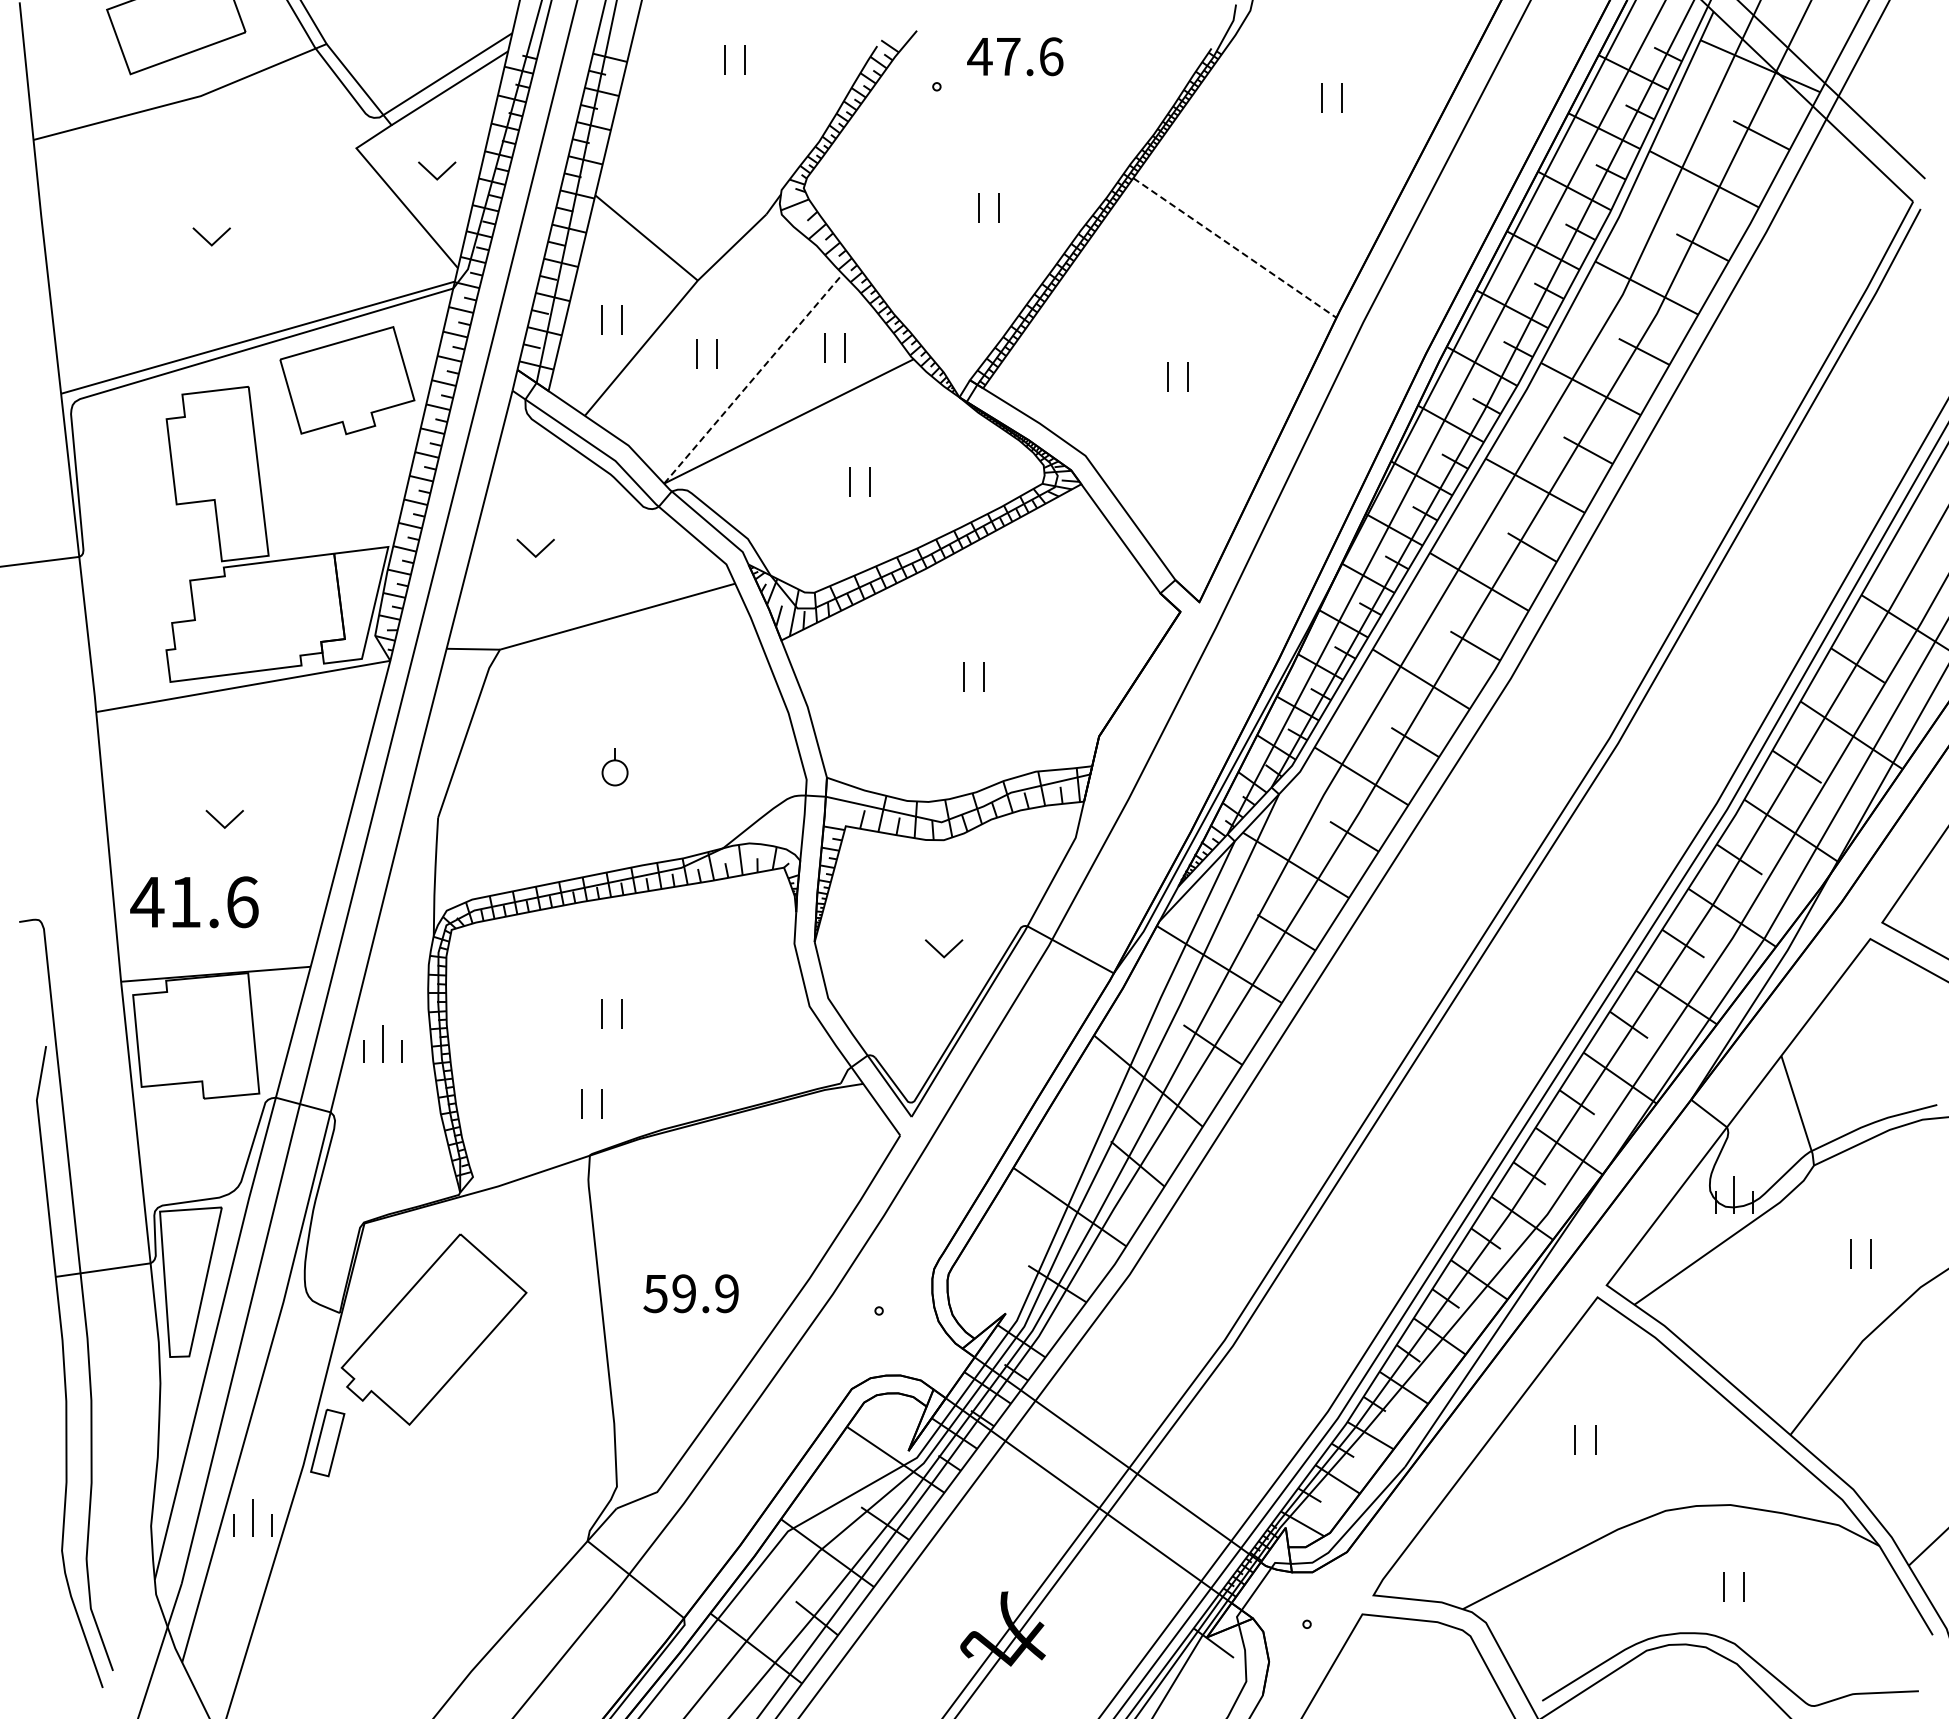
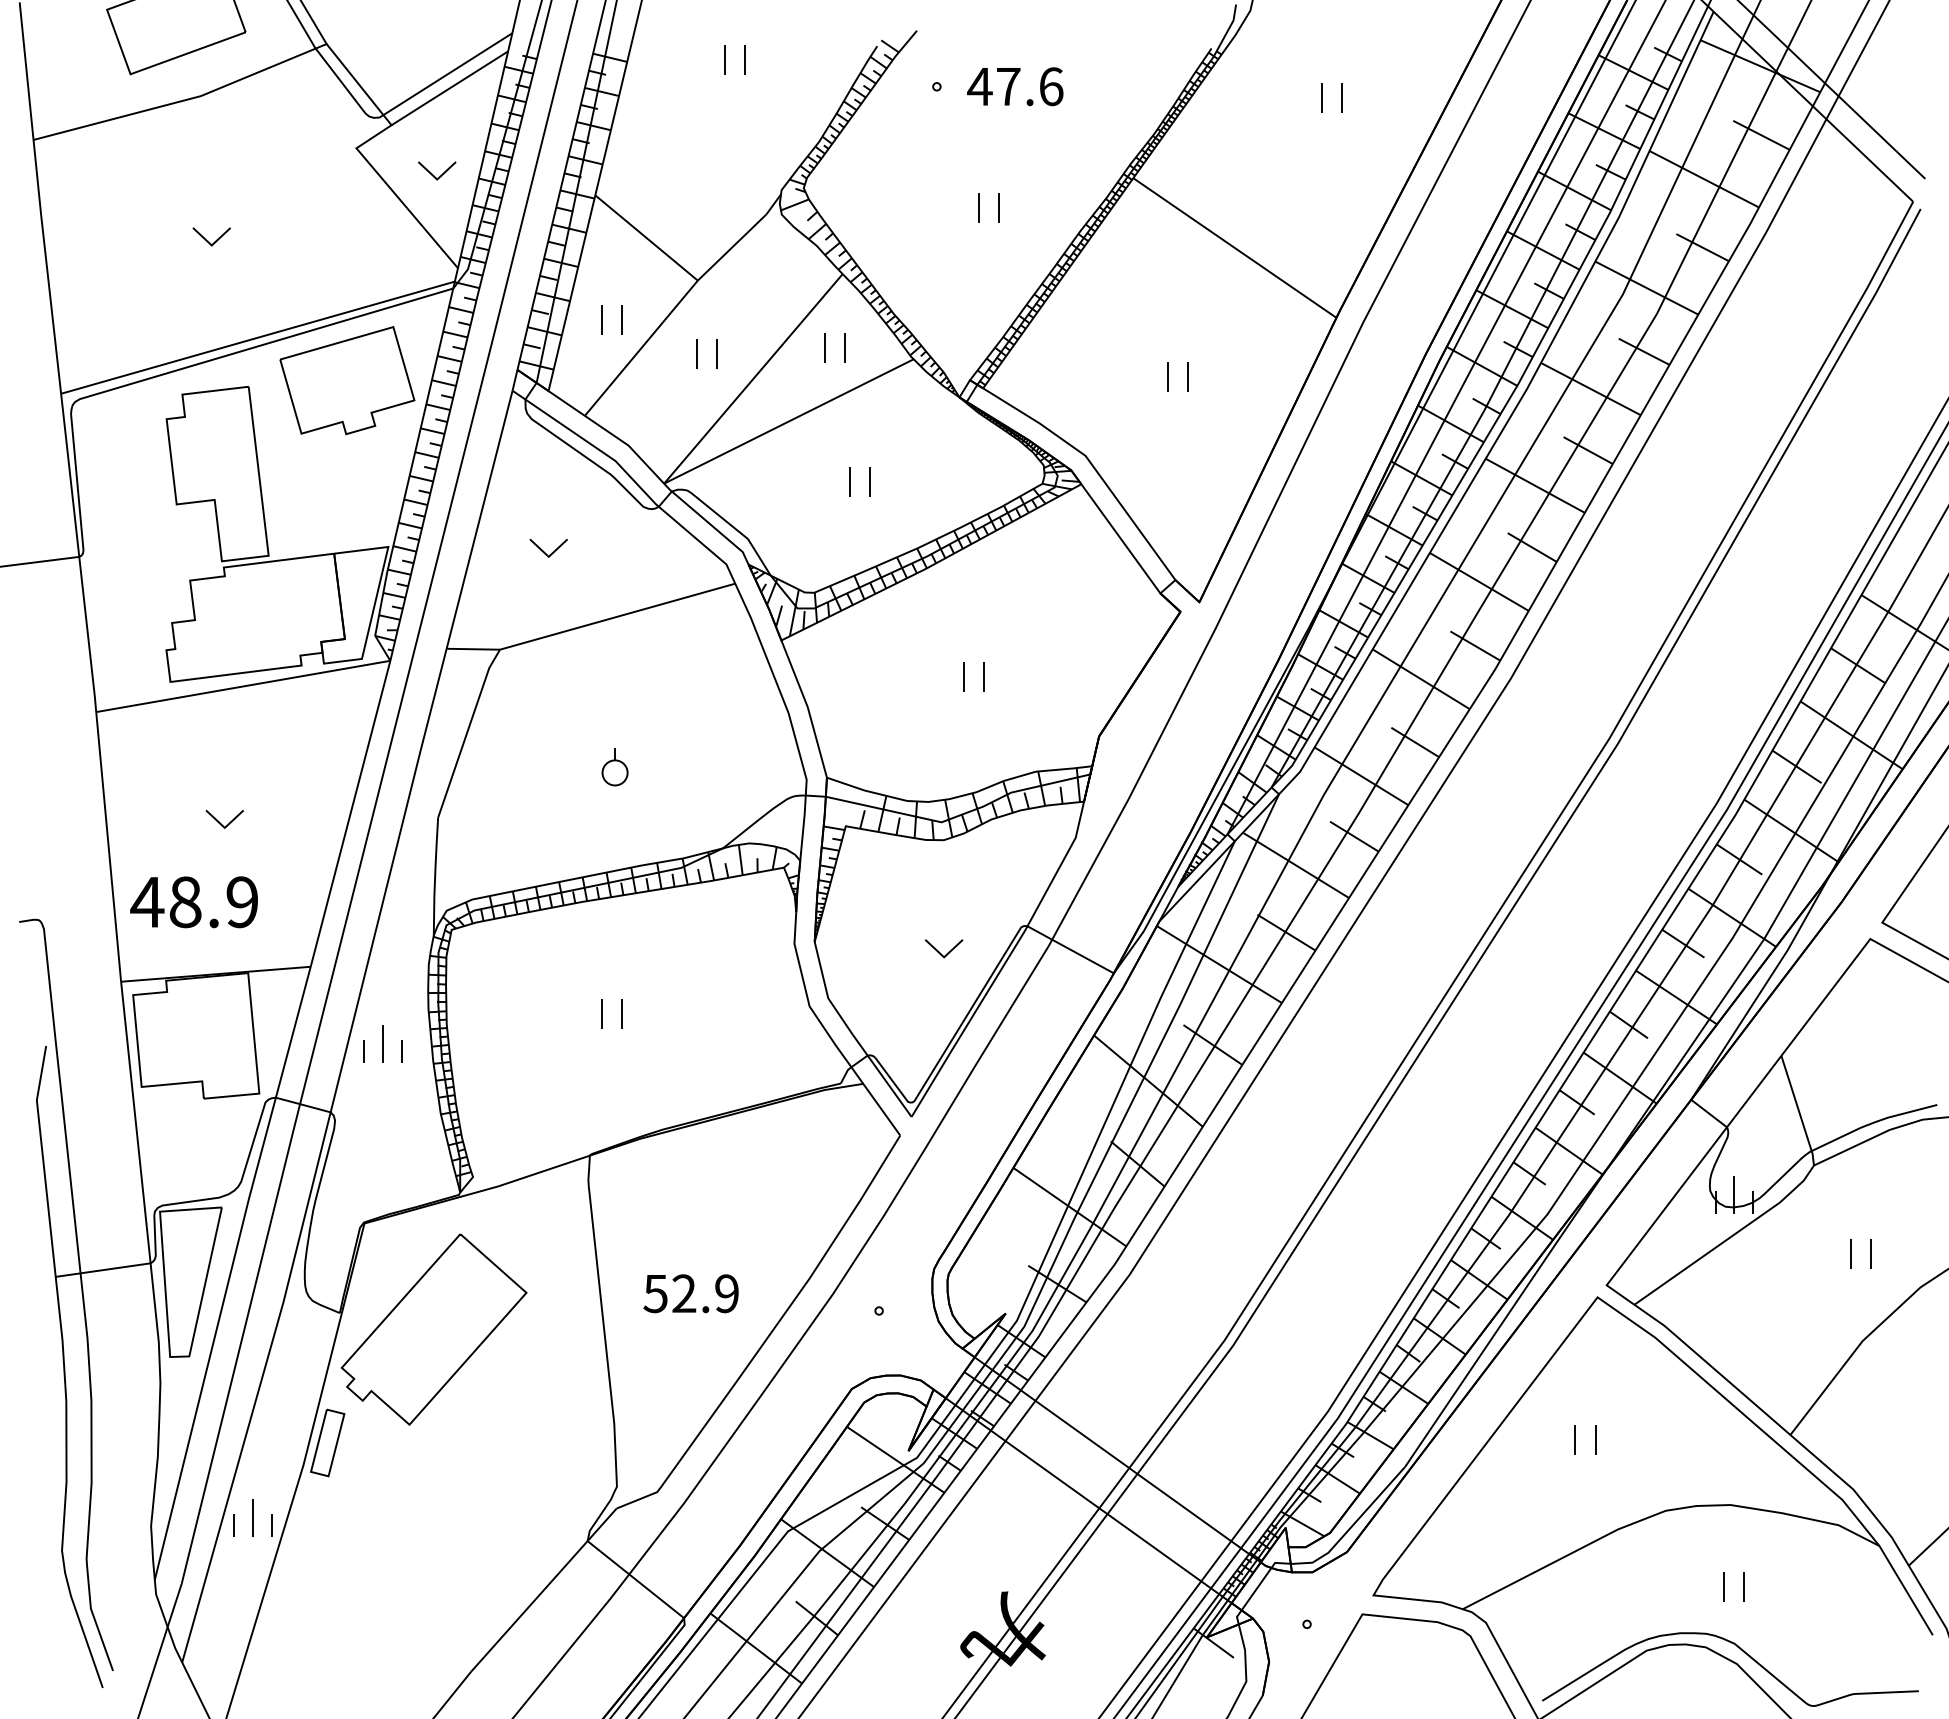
text position: (1015, 56) -> (1015, 86) (1015, 86)
line: dashed -> solid (1235, 248)
line: dashed -> solid (753, 378)
part position: (535, 547) -> (548, 547) (548, 547)
text: 41.6 -> 48.9 (213, 902)
part: present -> none (582, 1103)
text: 59.9 -> 52.9 (684, 1294)
